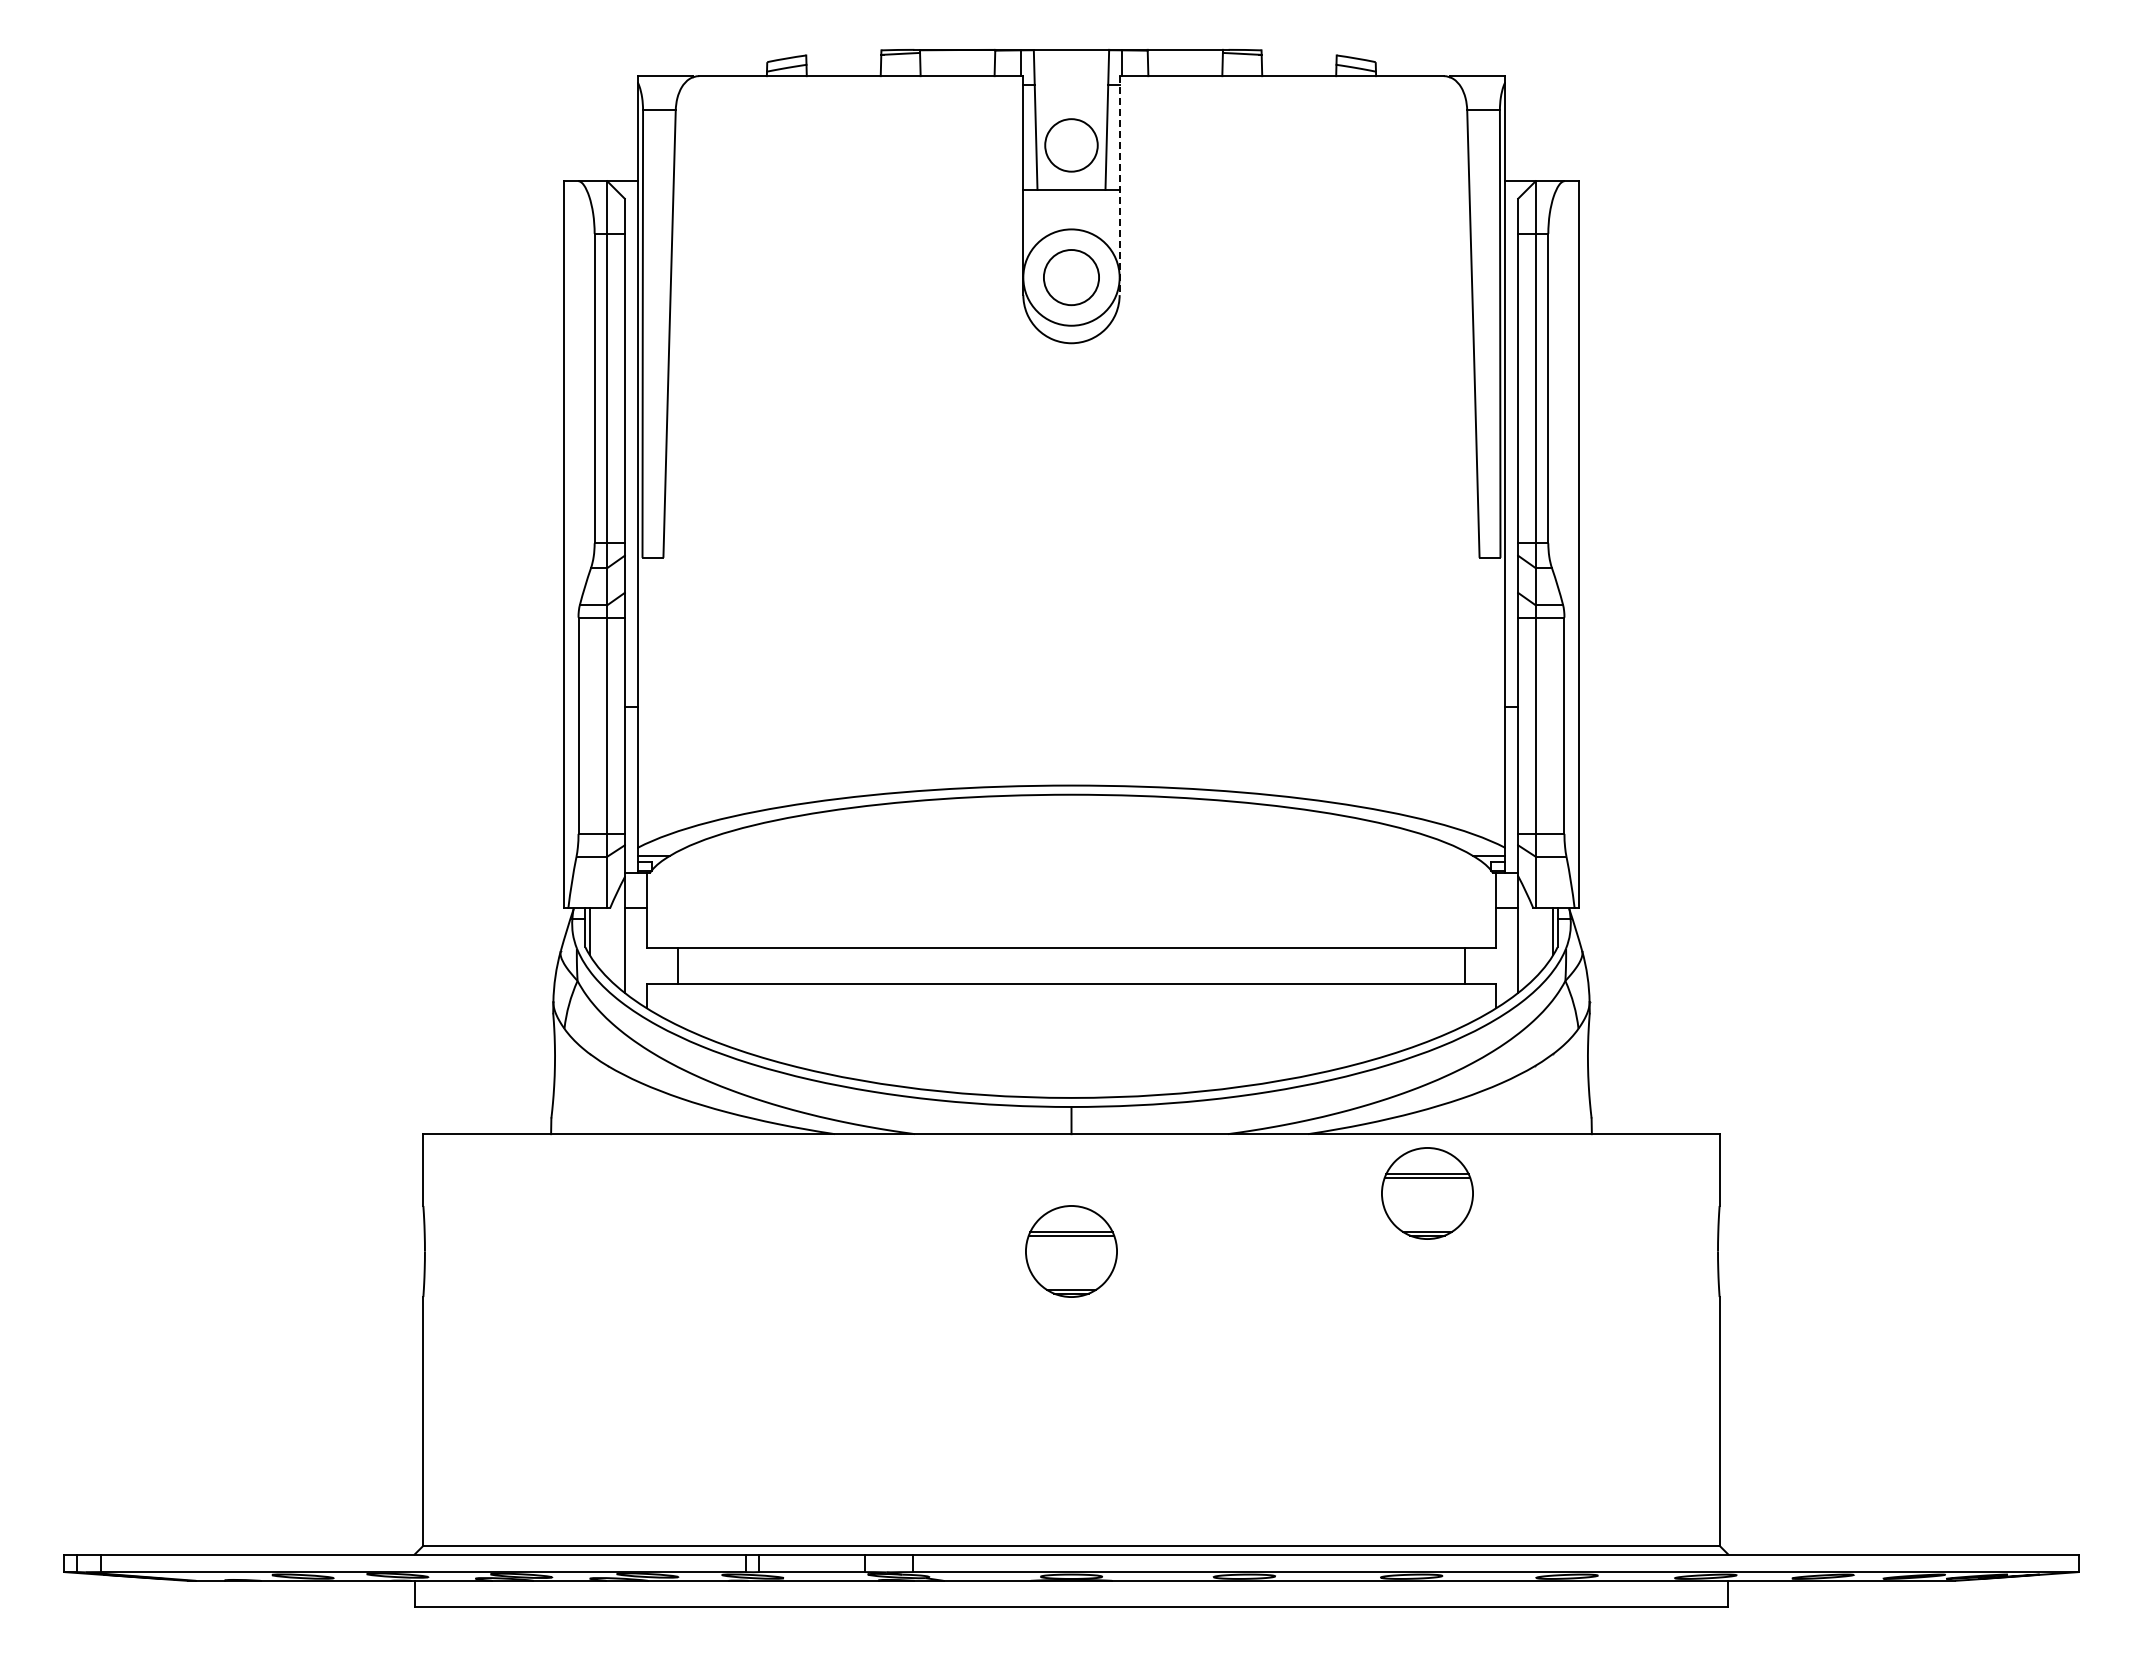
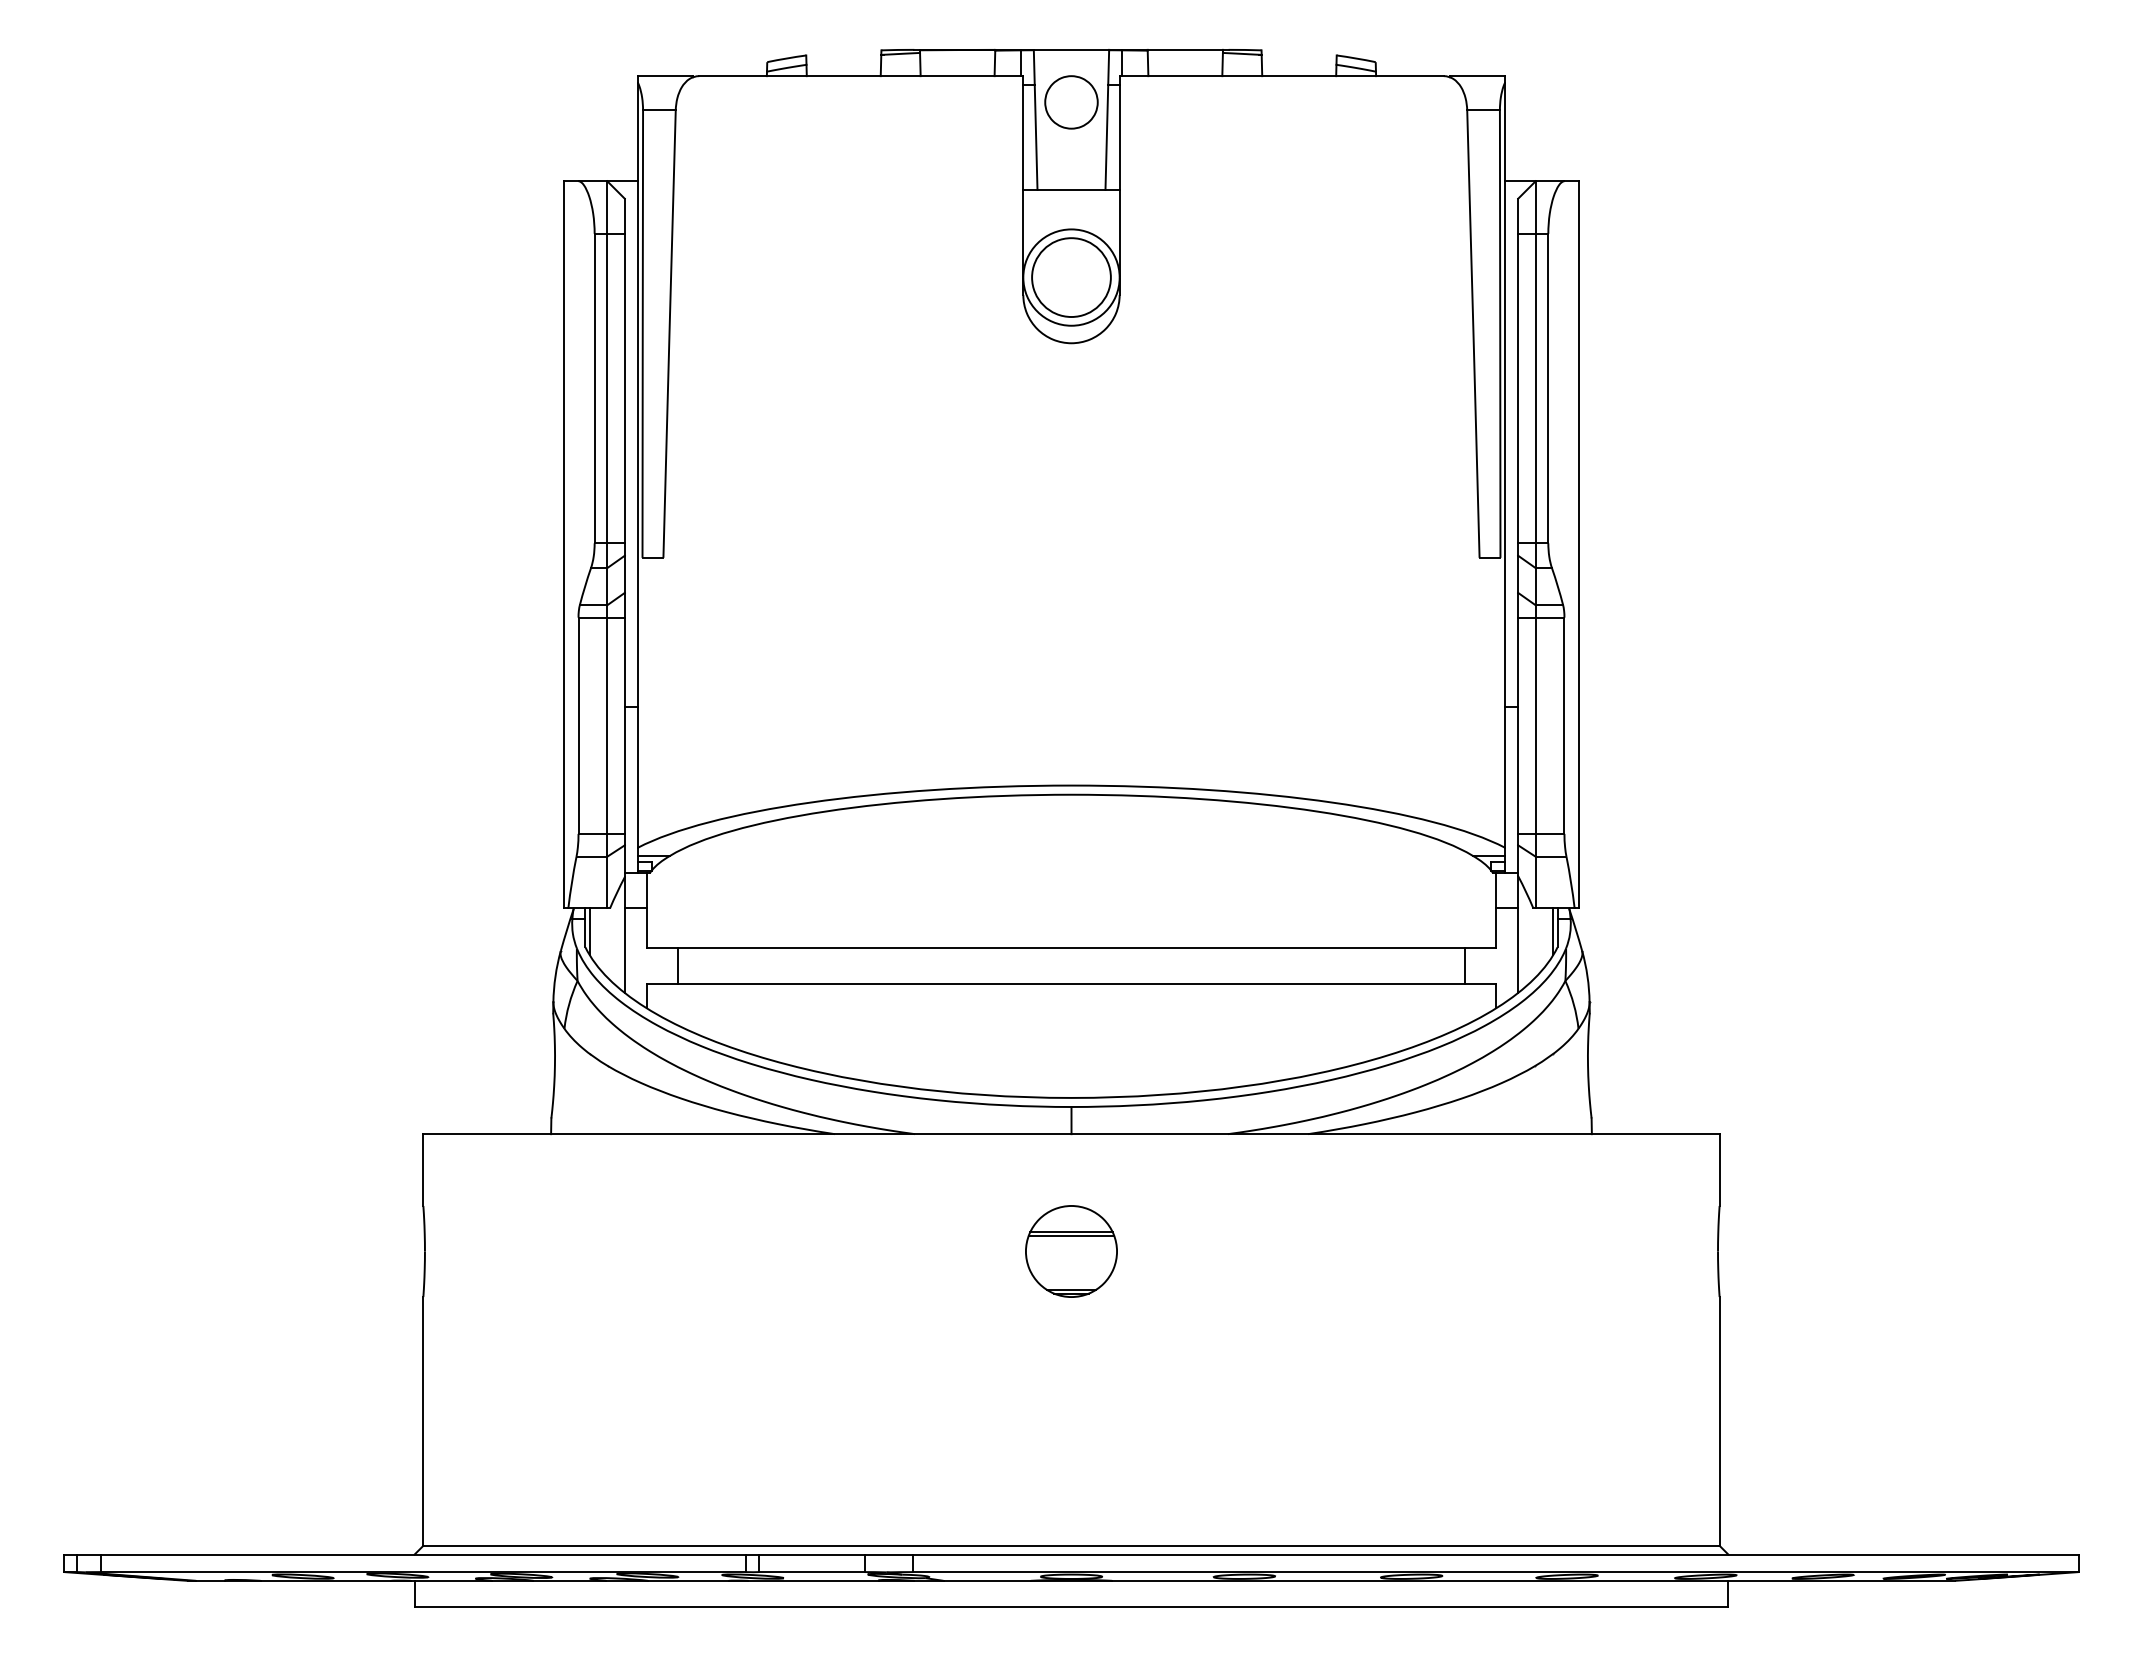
part position: (1071, 145) -> (1071, 102) (1071, 102)
line: dashed -> solid (1119, 186)
circle diameter: 55 px -> 79 px (1071, 277)
part: present -> none (1427, 1193)
